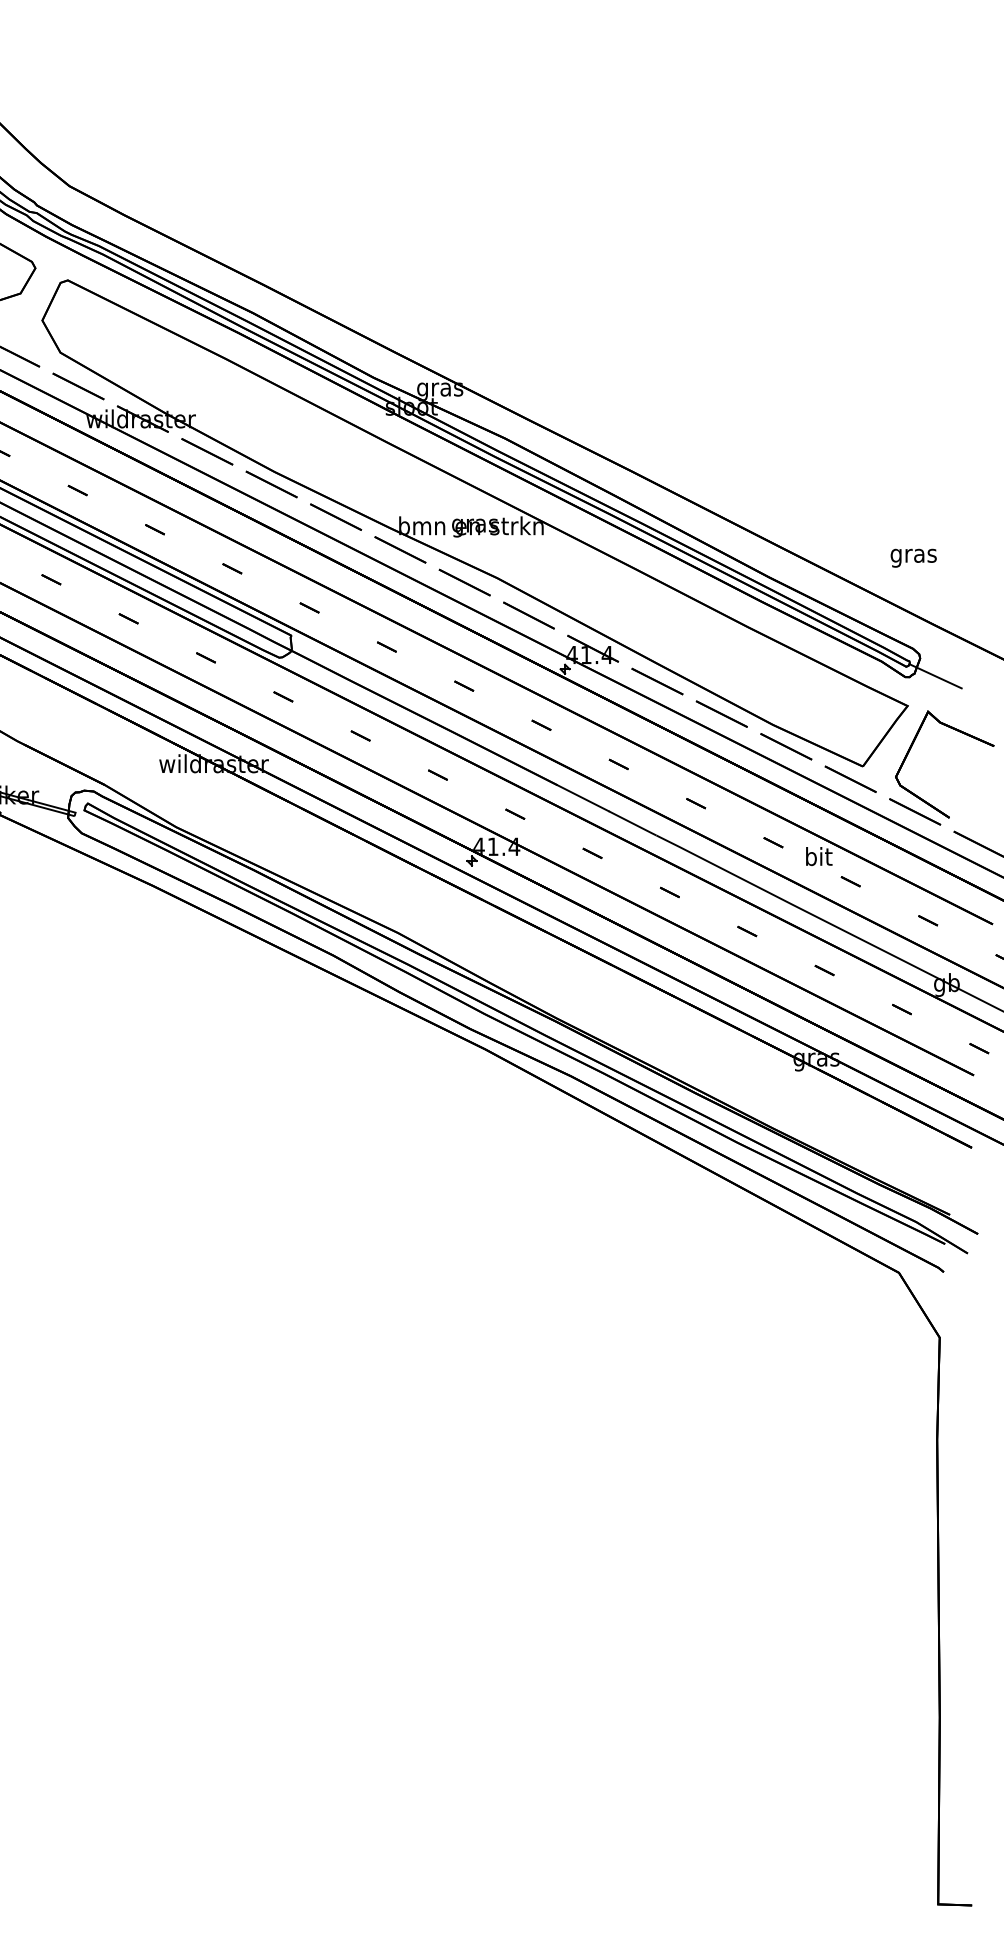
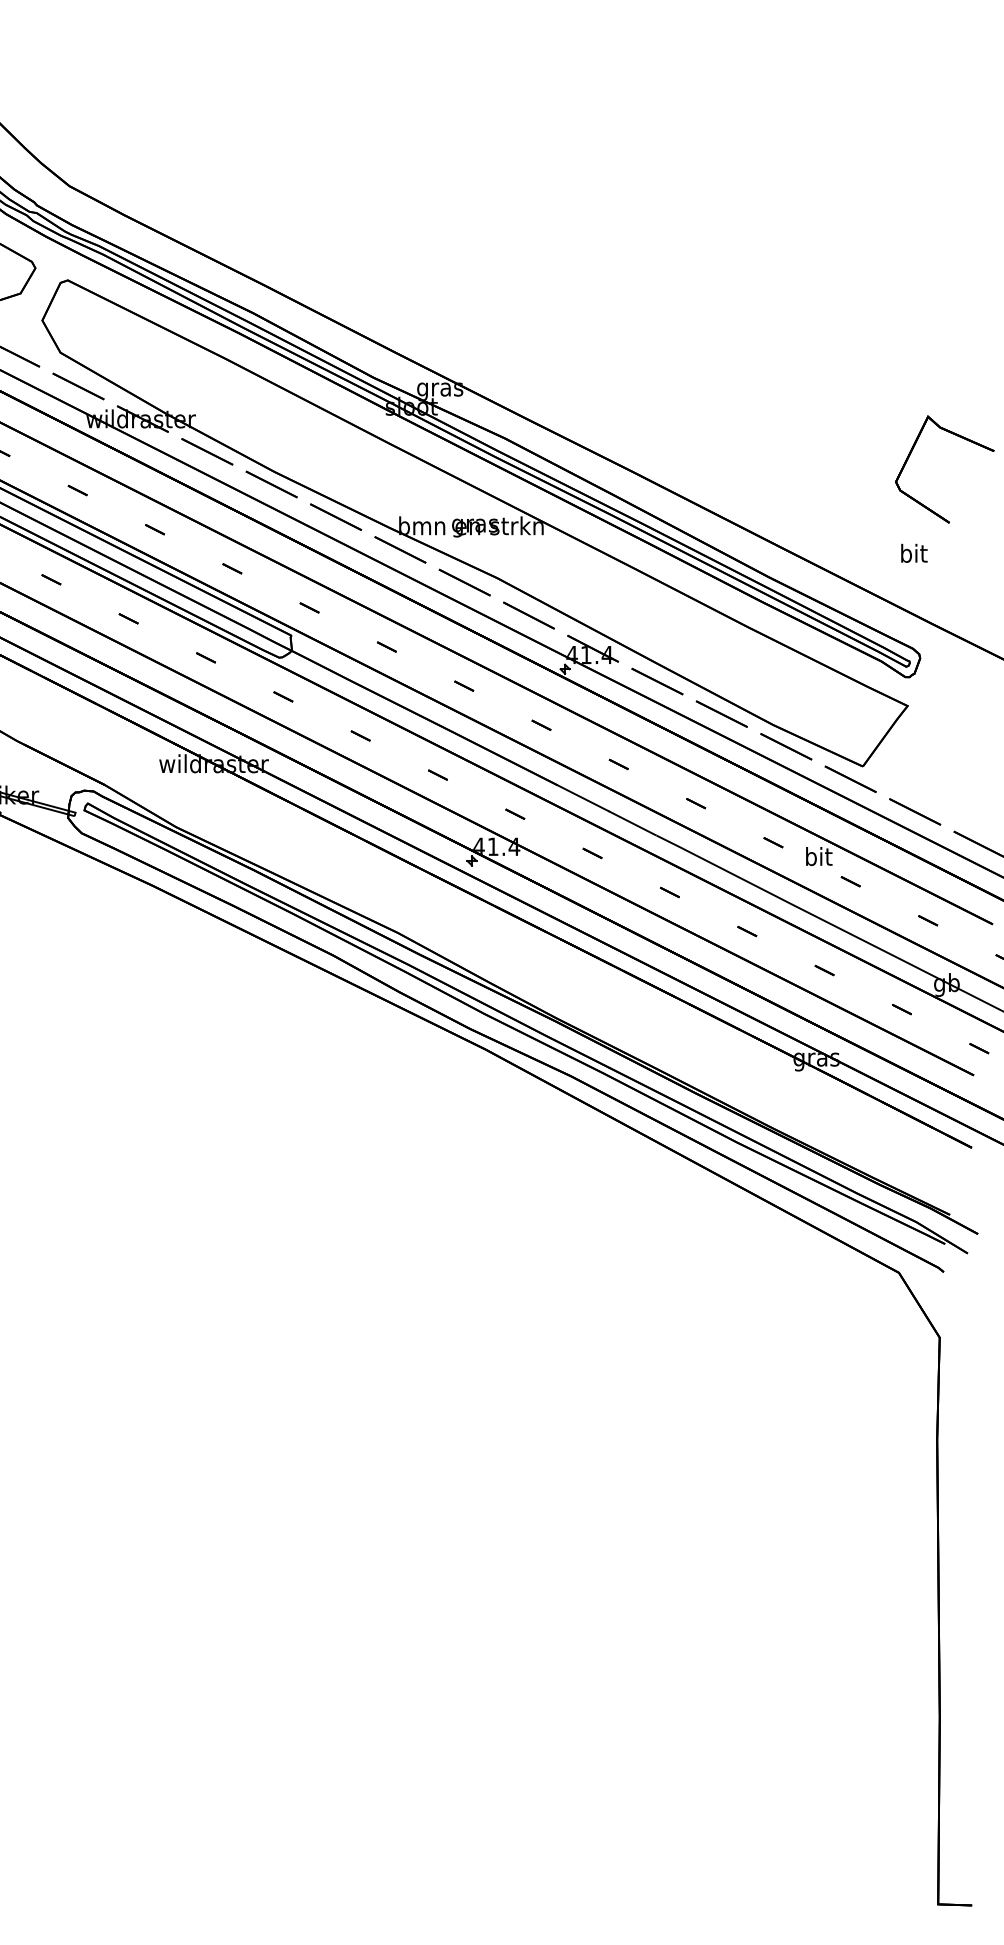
text: gras -> bit (913, 555)
line: present -> none (935, 676)
part position: (959, 732) -> (959, 437) (959, 437)
